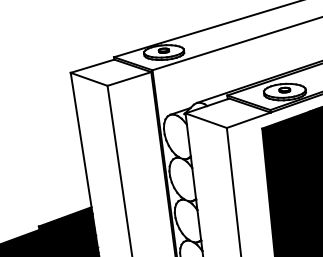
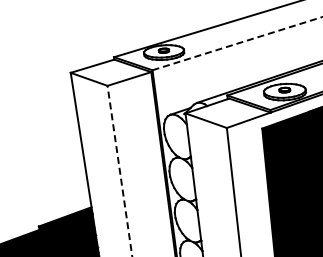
line: solid -> dashed (237, 43)
line: solid -> dashed (119, 170)
